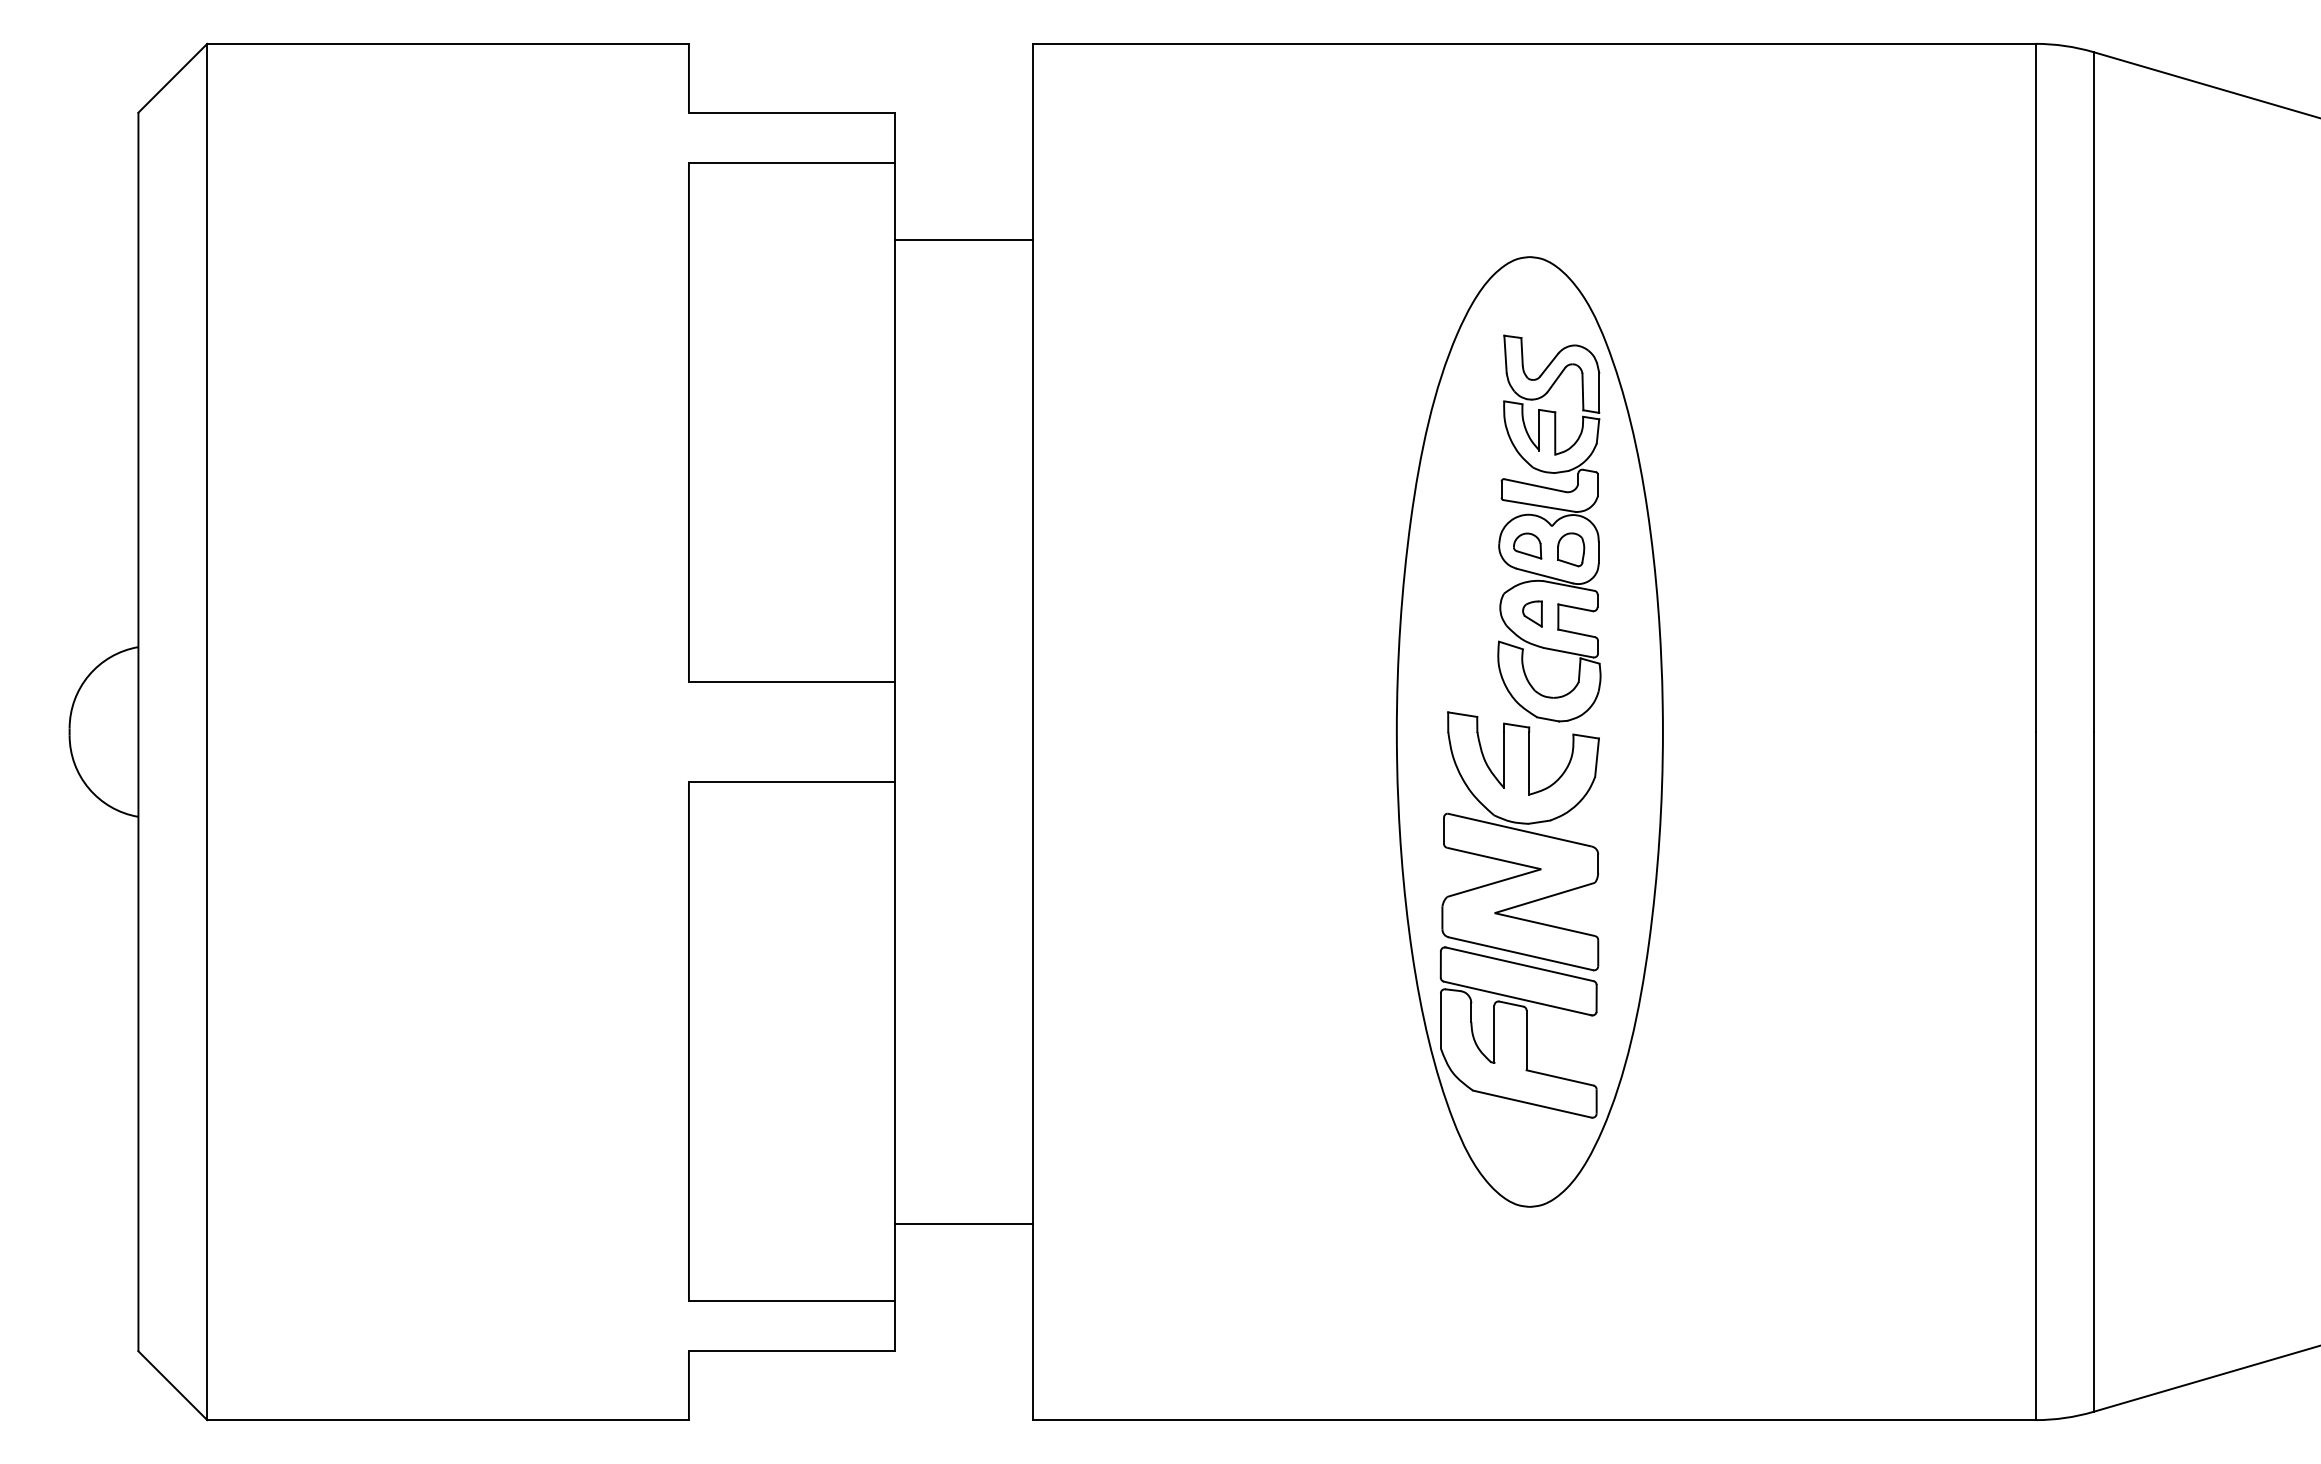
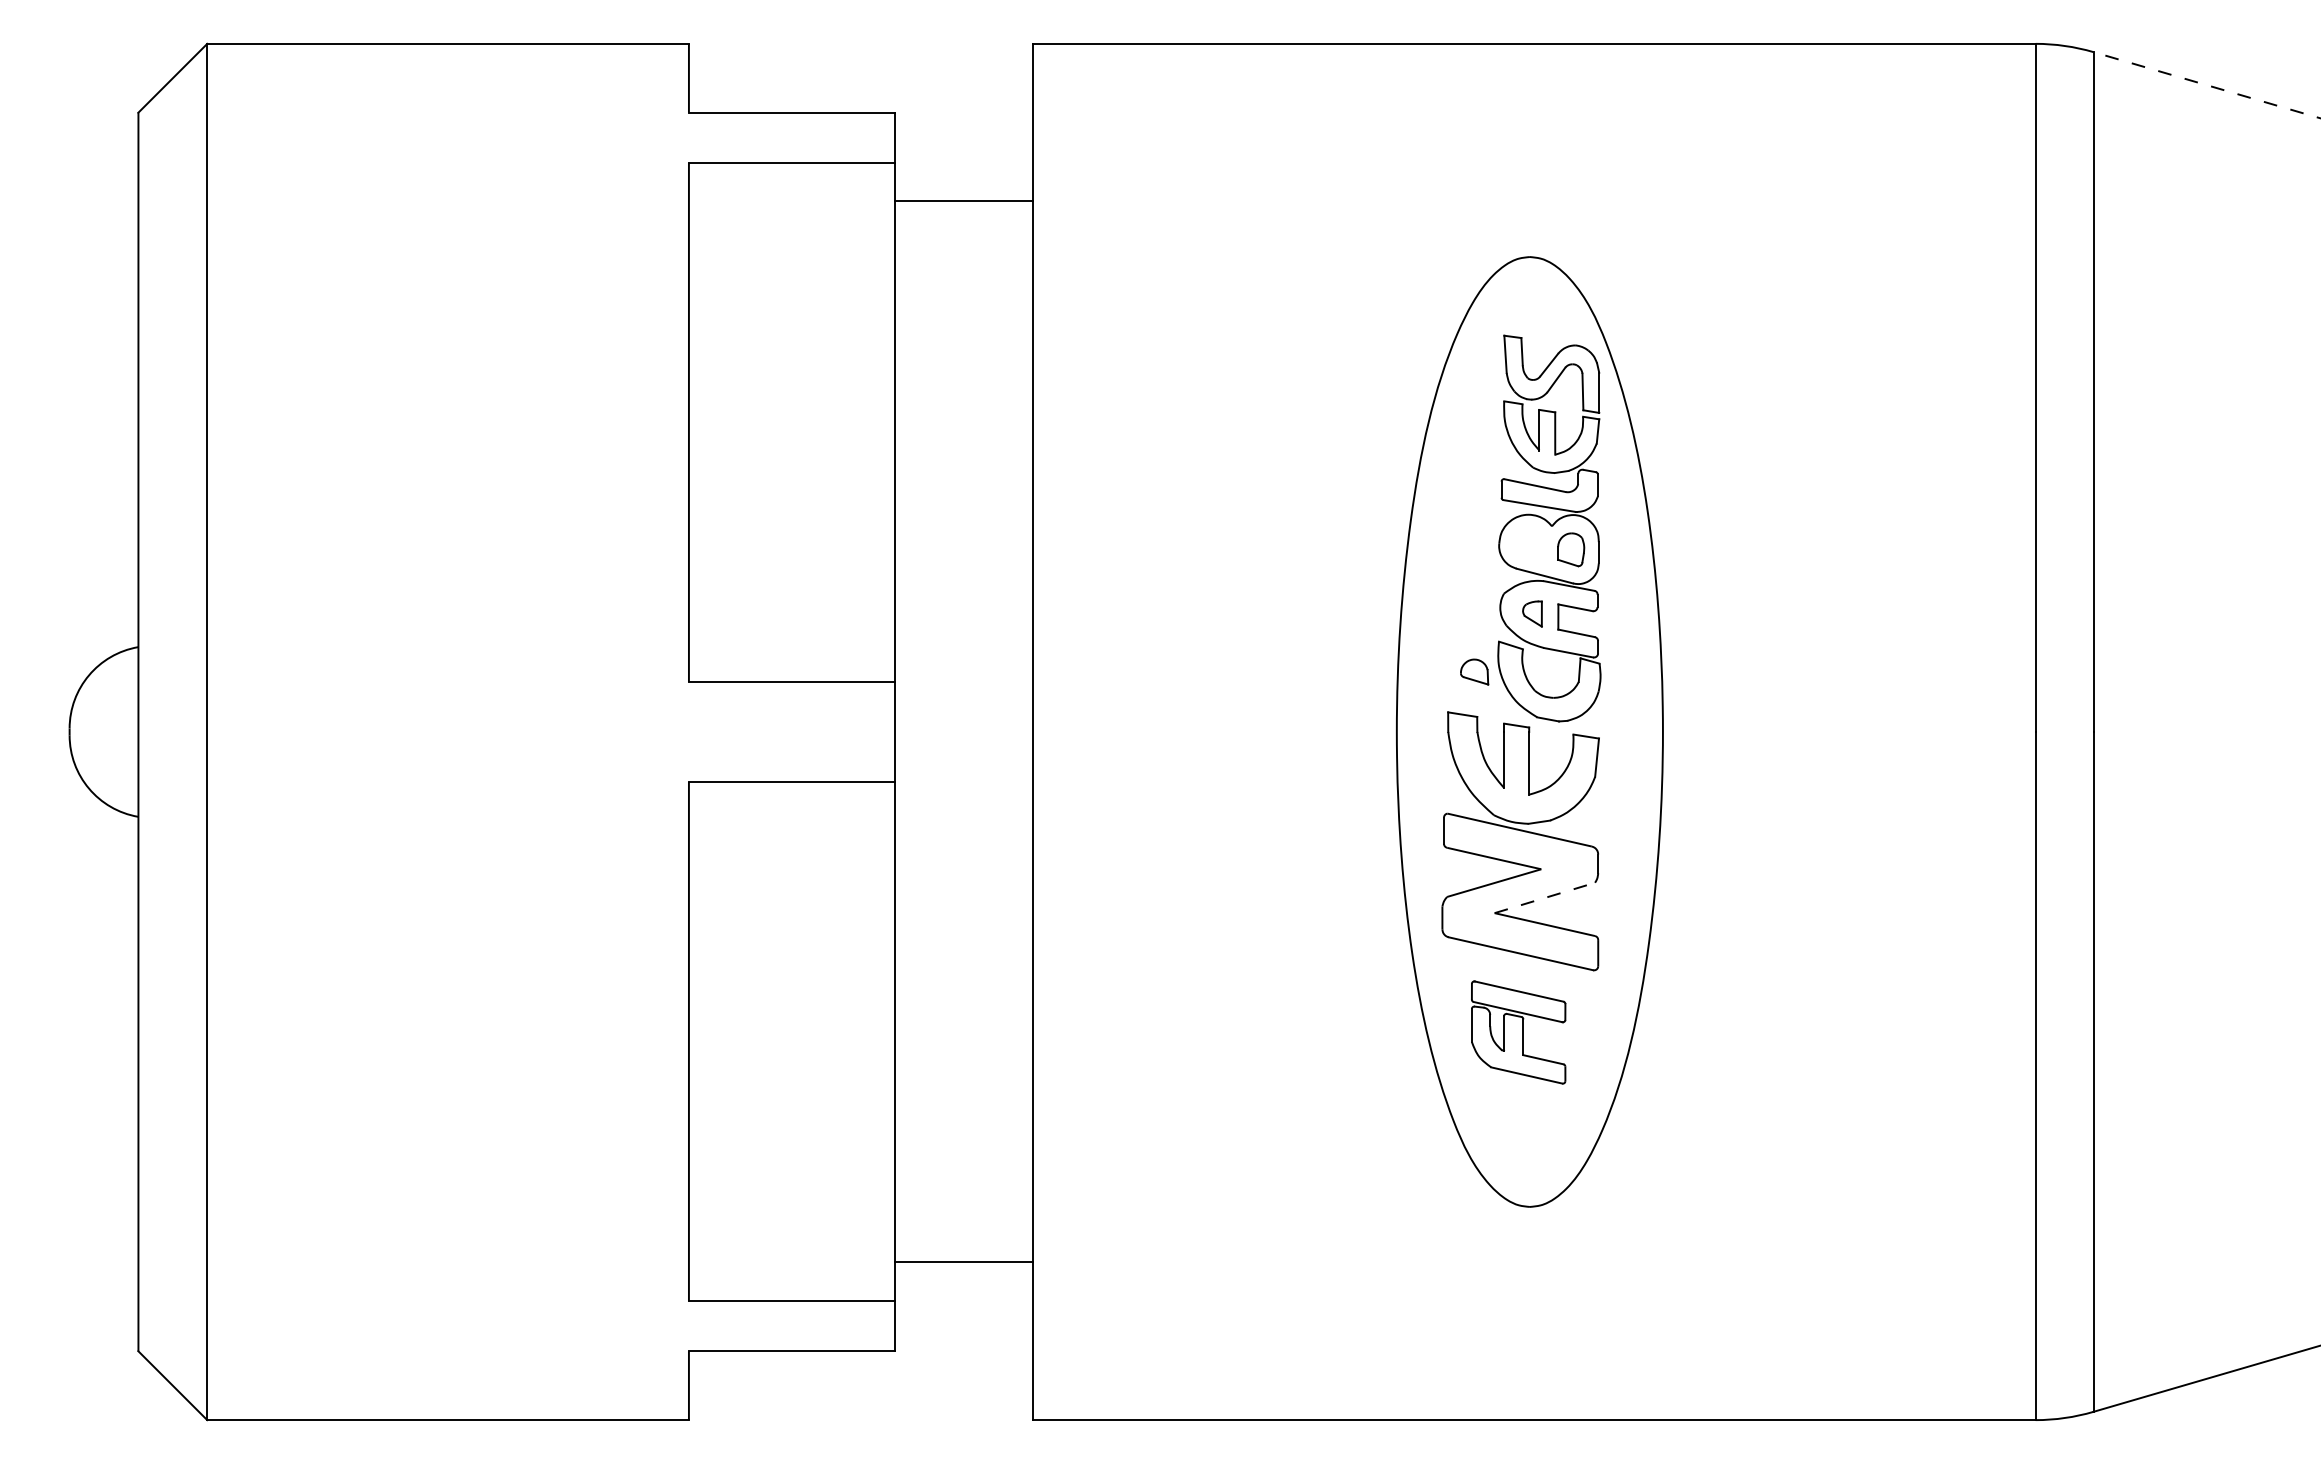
line: solid -> dashed (2206, 85)
line position: (964, 239) -> (964, 200) (964, 200)
part position: (1527, 545) -> (1474, 671) (1474, 671)
line: solid -> dashed (1544, 898)
part size: 159x173 px -> 96x105 px (1518, 1032)
line position: (964, 1224) -> (964, 1262) (964, 1262)
